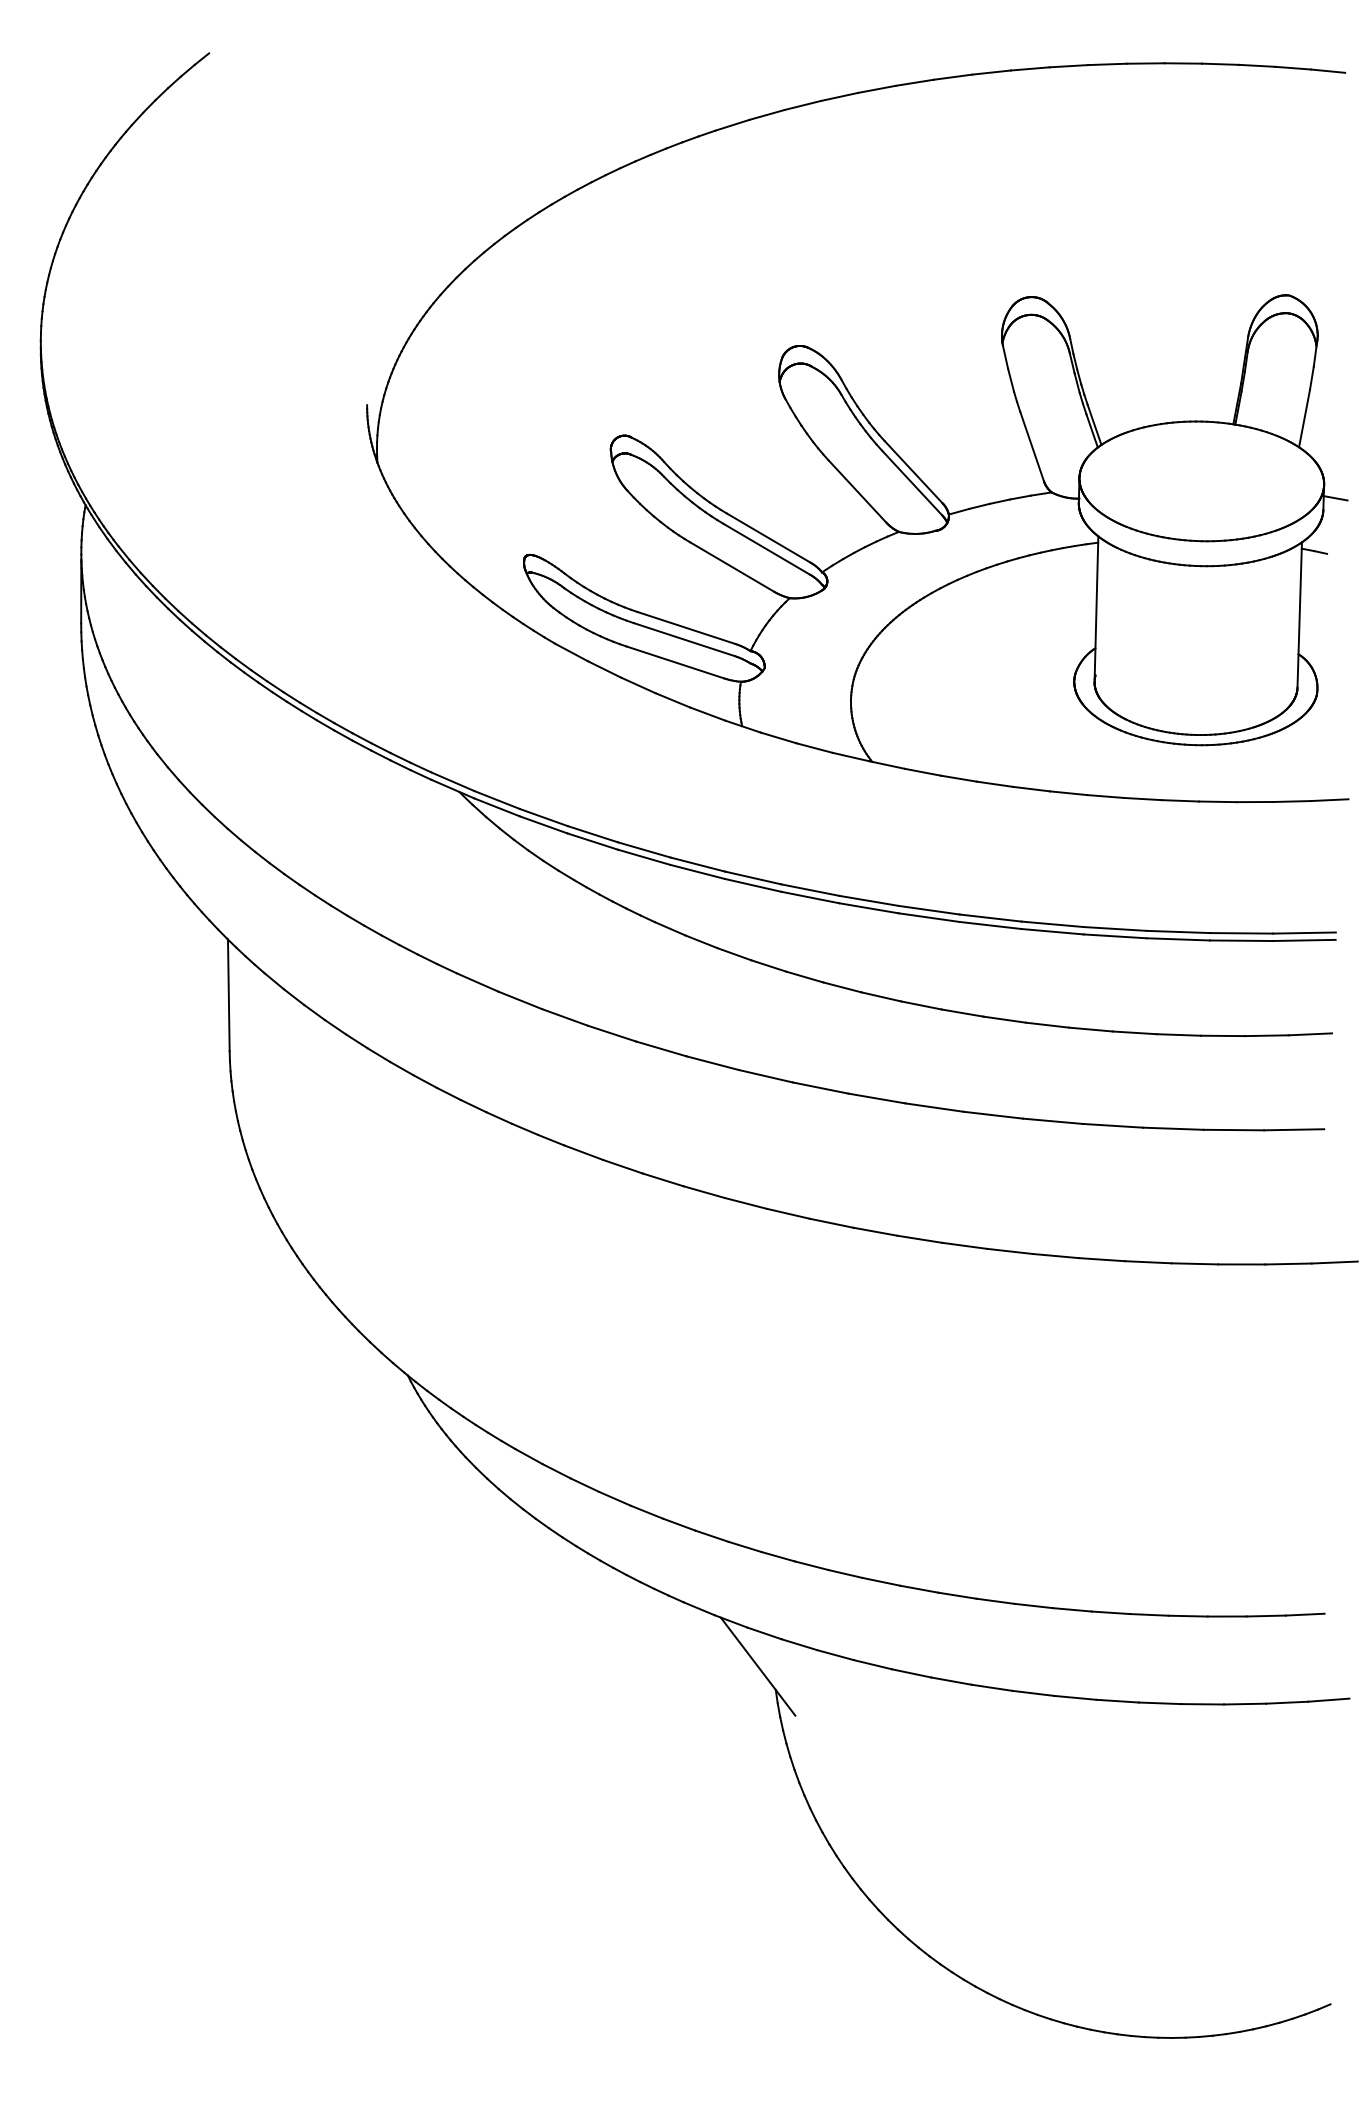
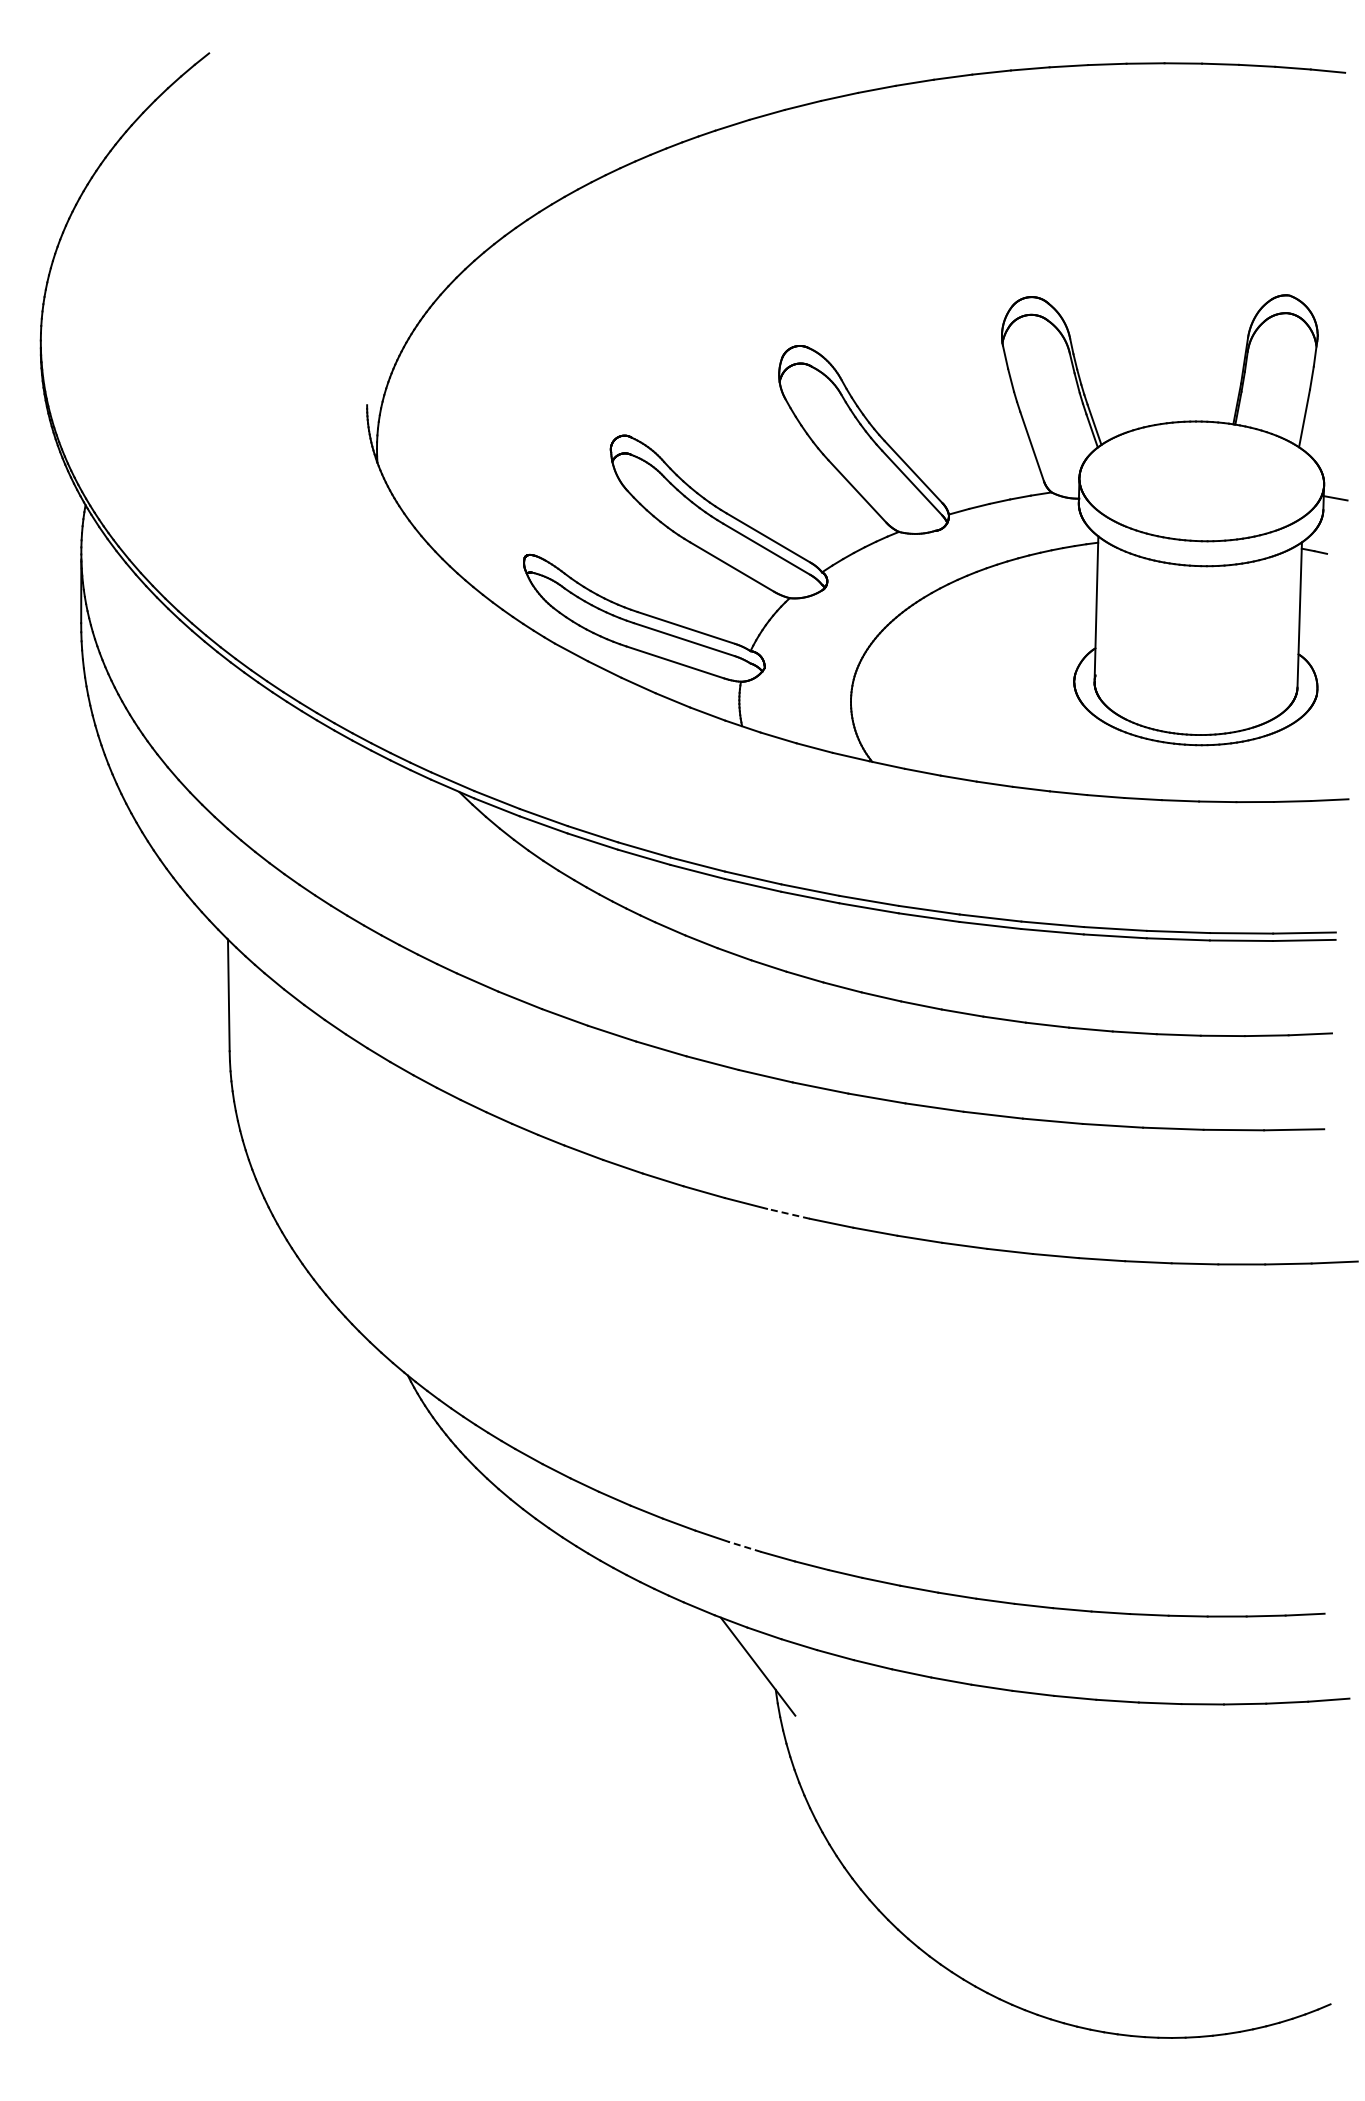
line: solid -> dashed (787, 1213)
line: solid -> dashed (744, 1546)
